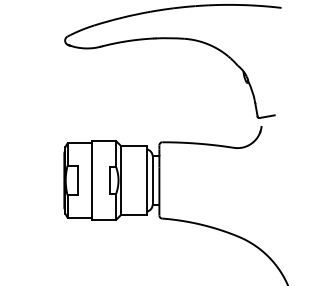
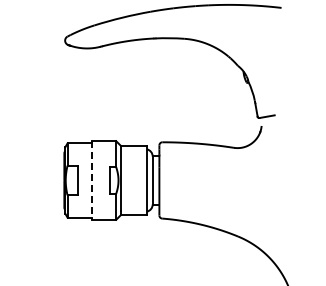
line: solid -> dashed (91, 181)
